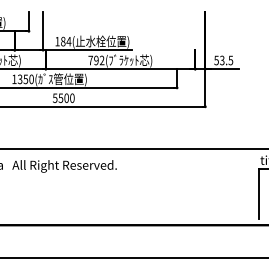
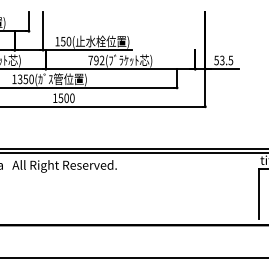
text: 184( -> 150( (65, 41)
text: 5500 -> 1500 (55, 97)
line: none -> present (133, 152)
